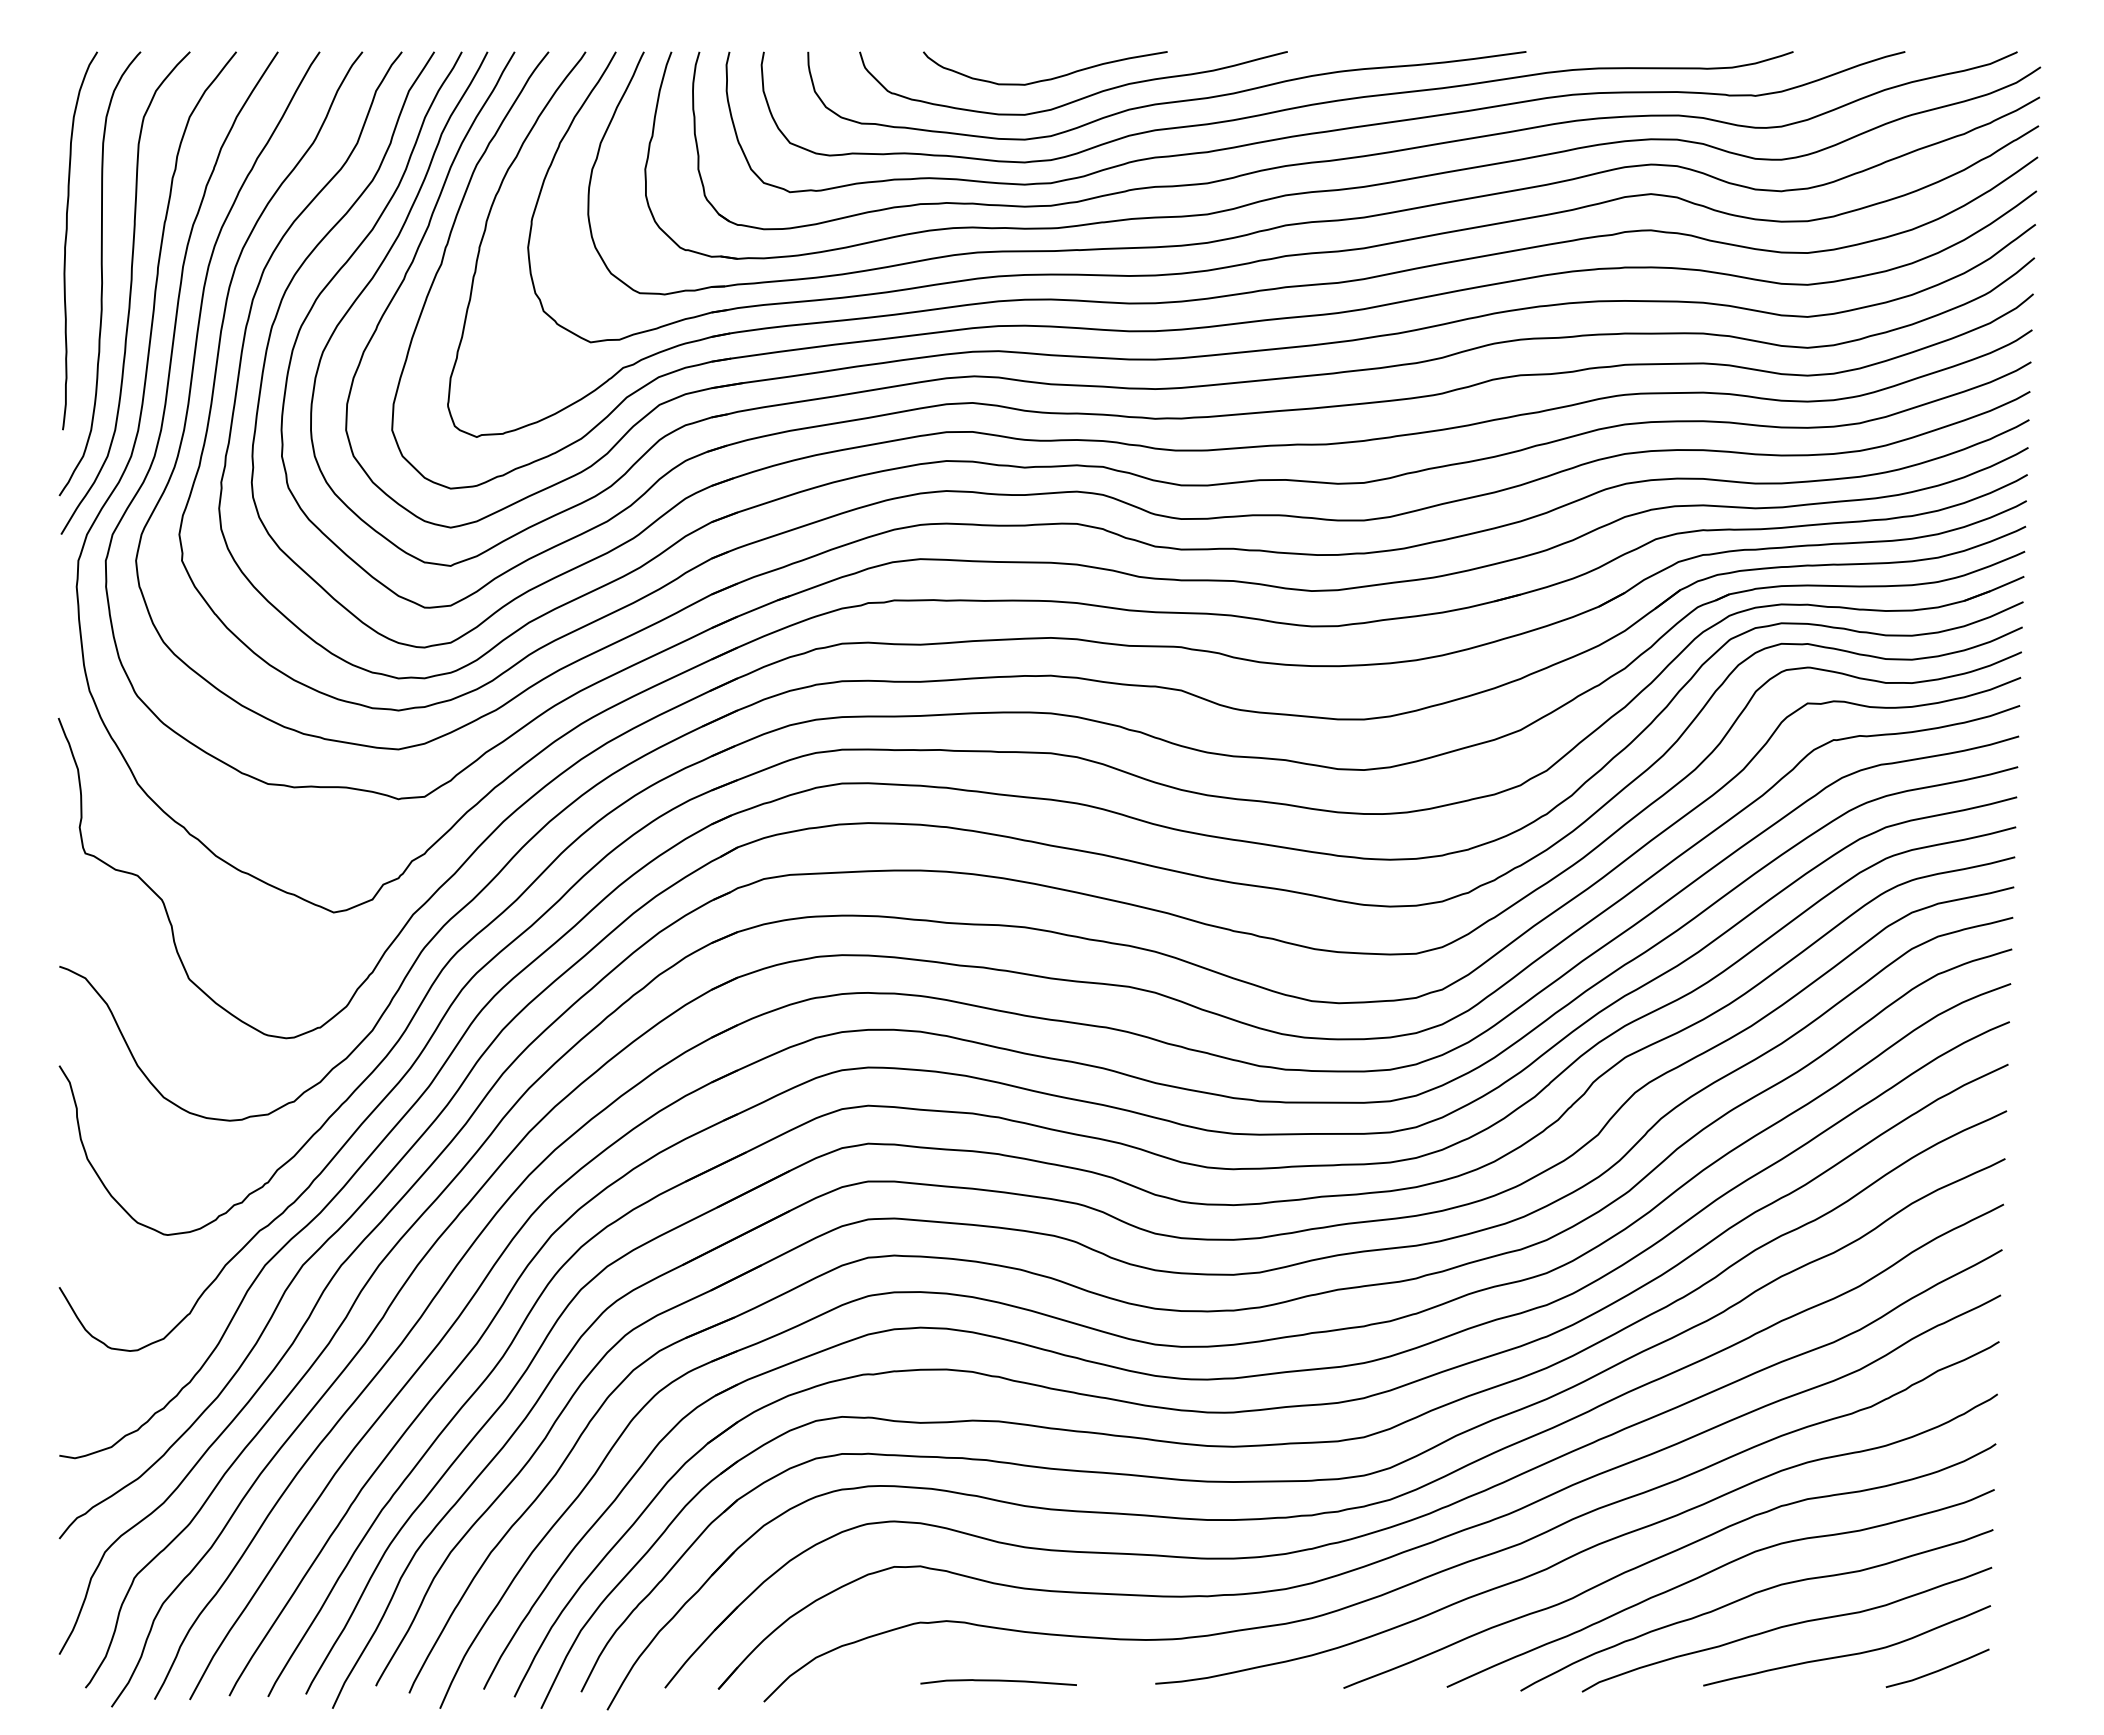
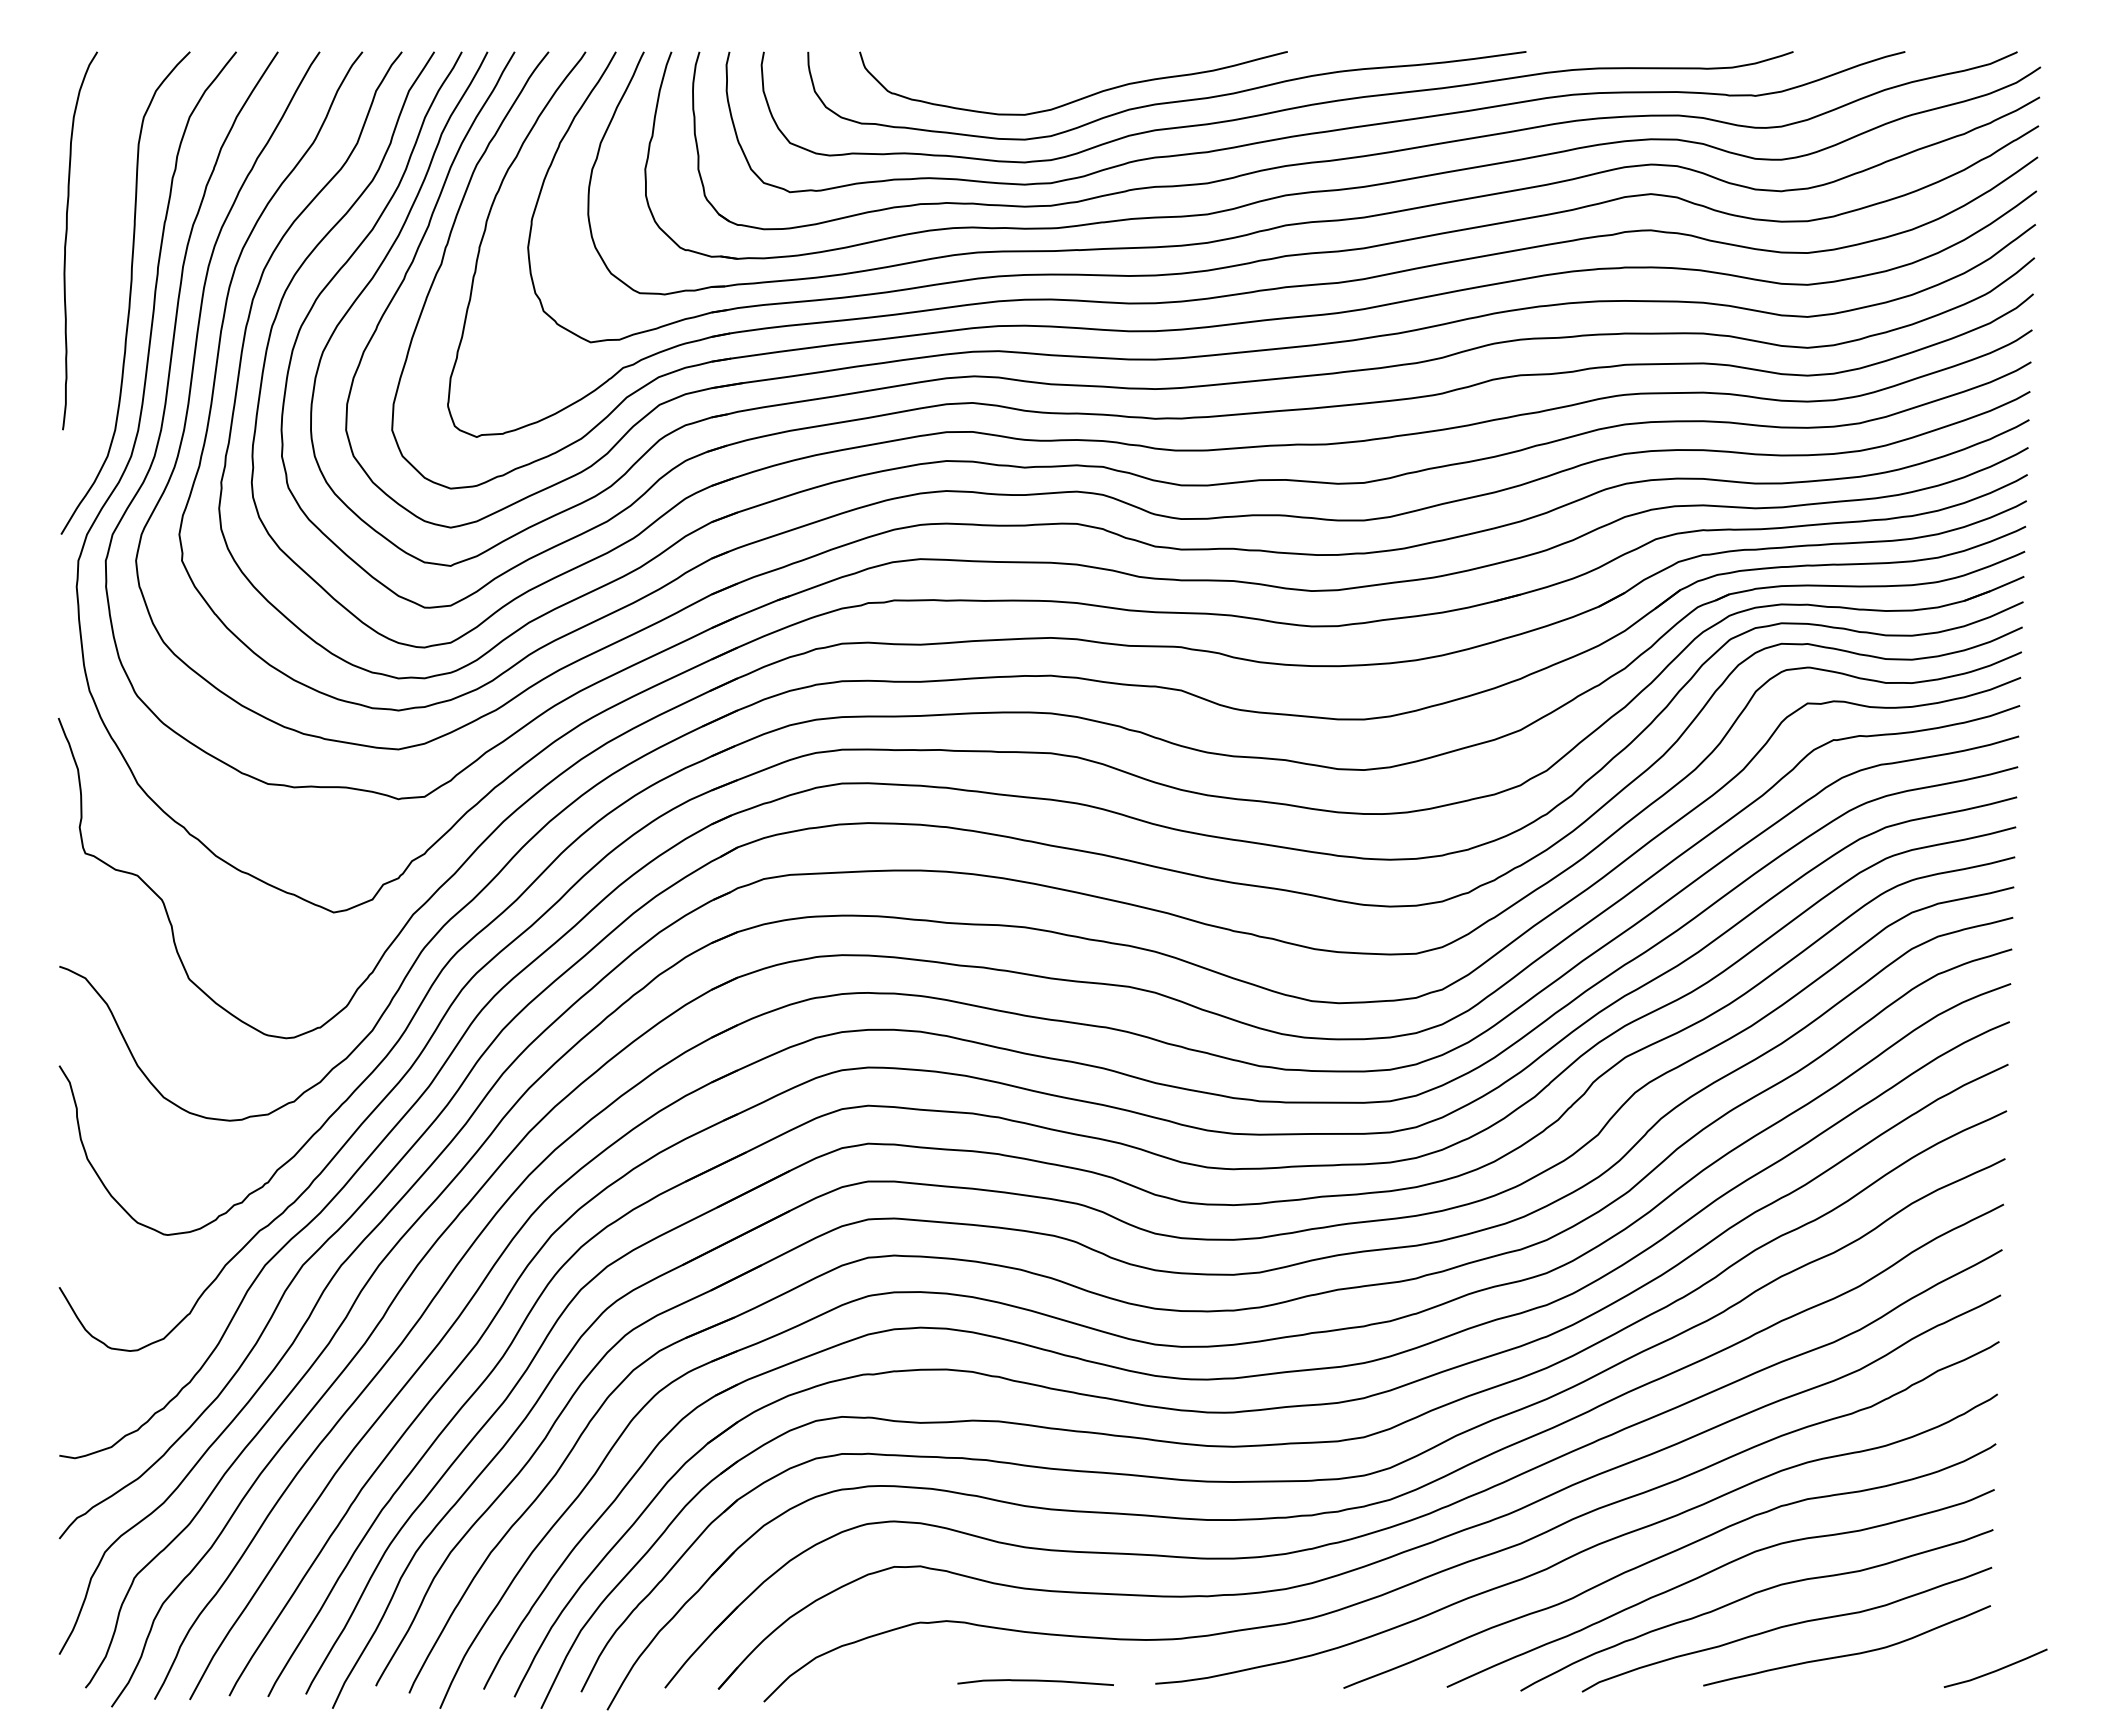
curve: present -> none (1048, 78)
curve: present -> none (101, 273)
line position: (1938, 1669) -> (1996, 1669) (1996, 1669)
curve position: (998, 1681) -> (1035, 1681) (1035, 1681)
